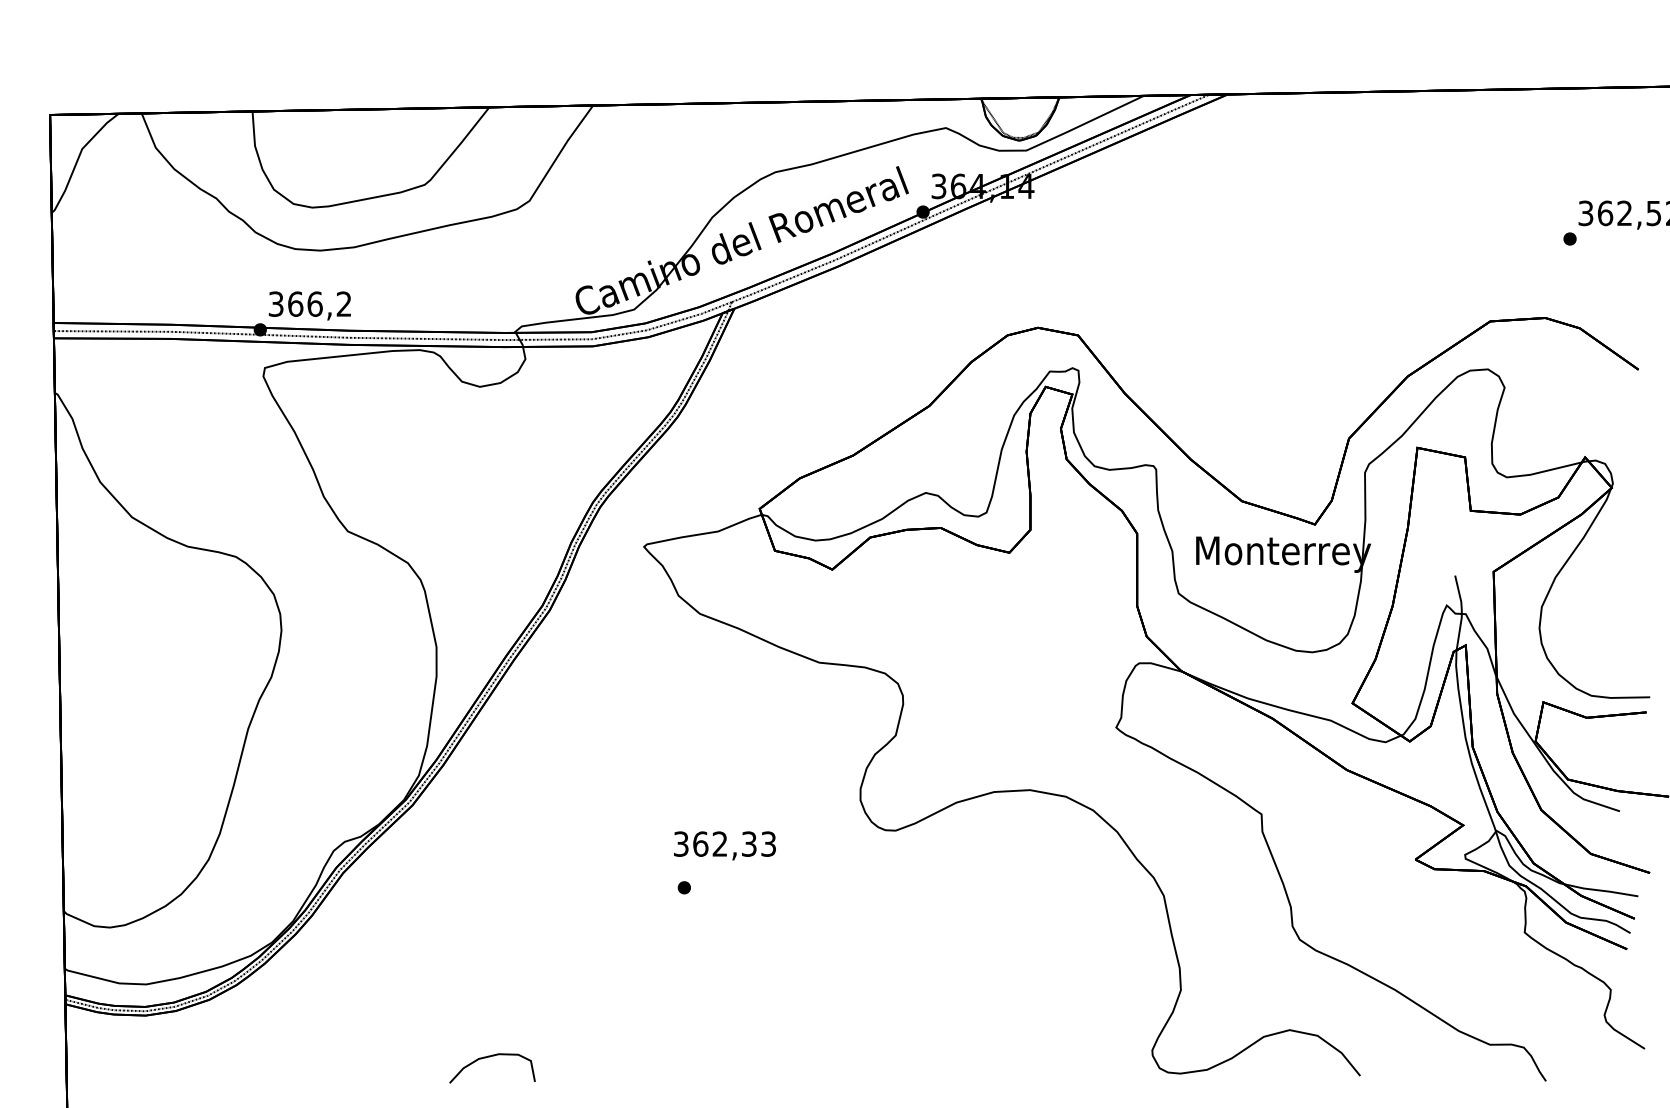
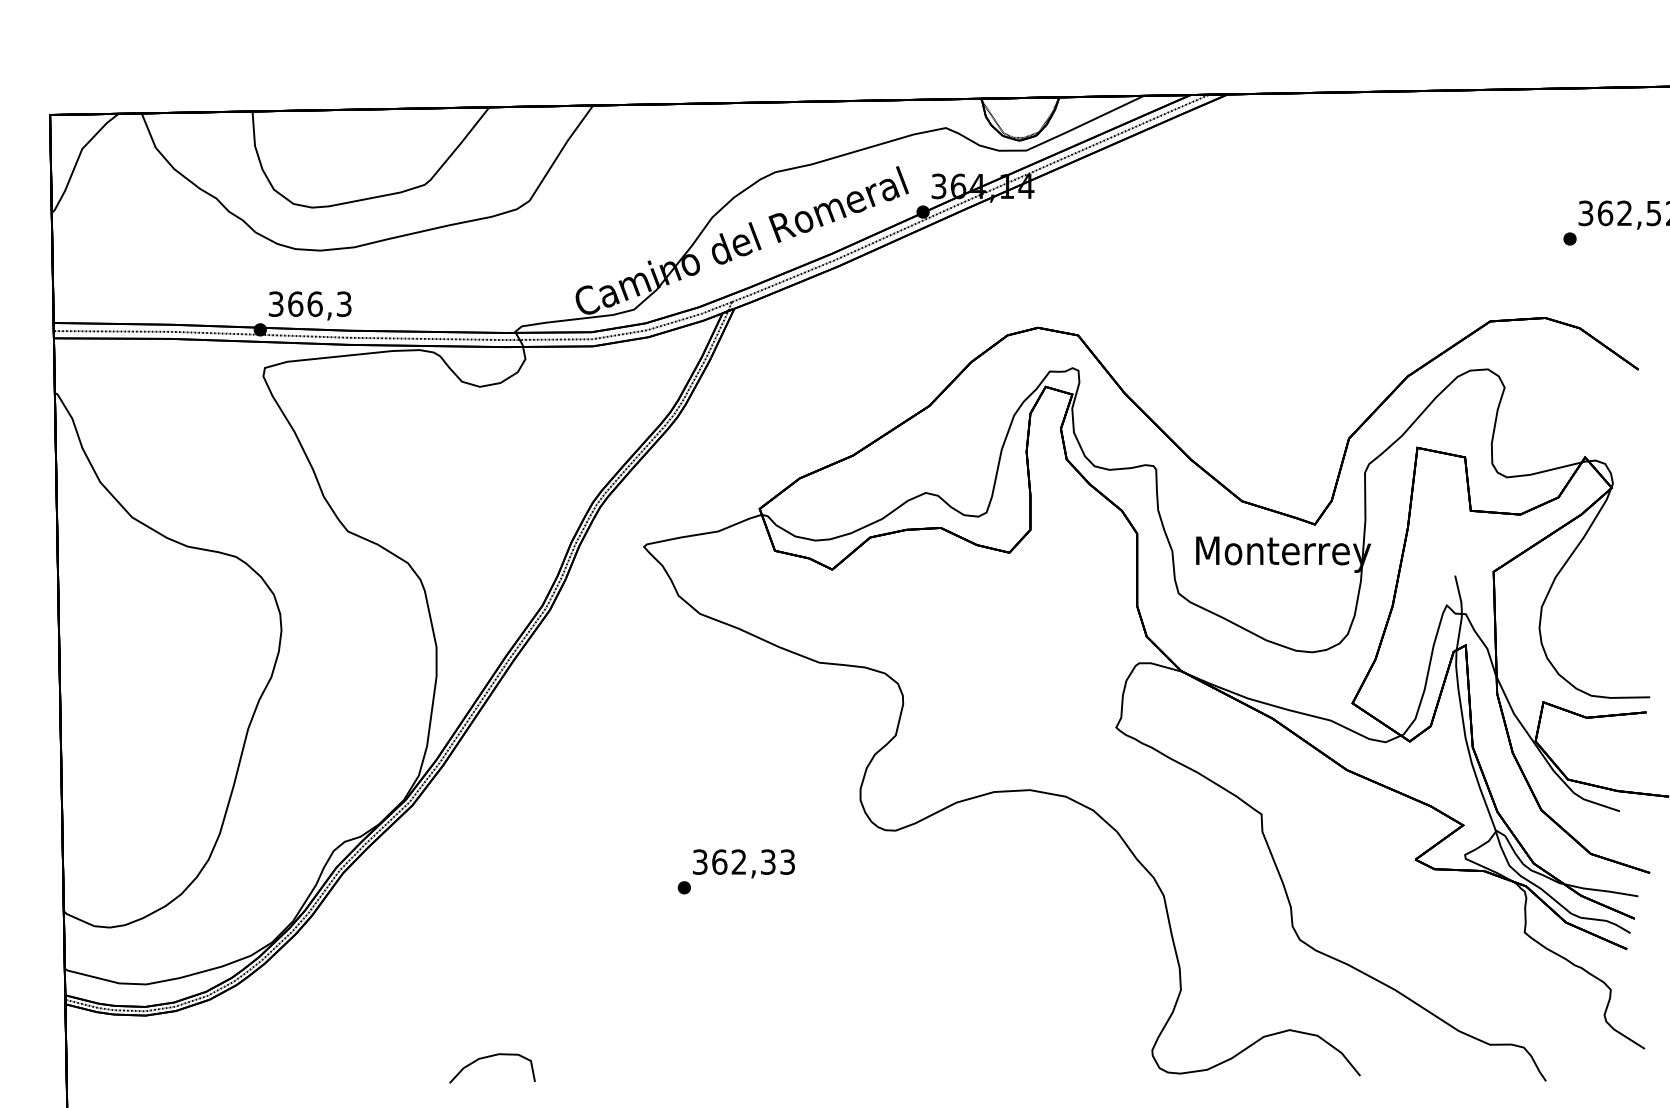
text: 366,2 -> 366,3 (343, 303)
text position: (724, 845) -> (743, 863) (743, 863)
